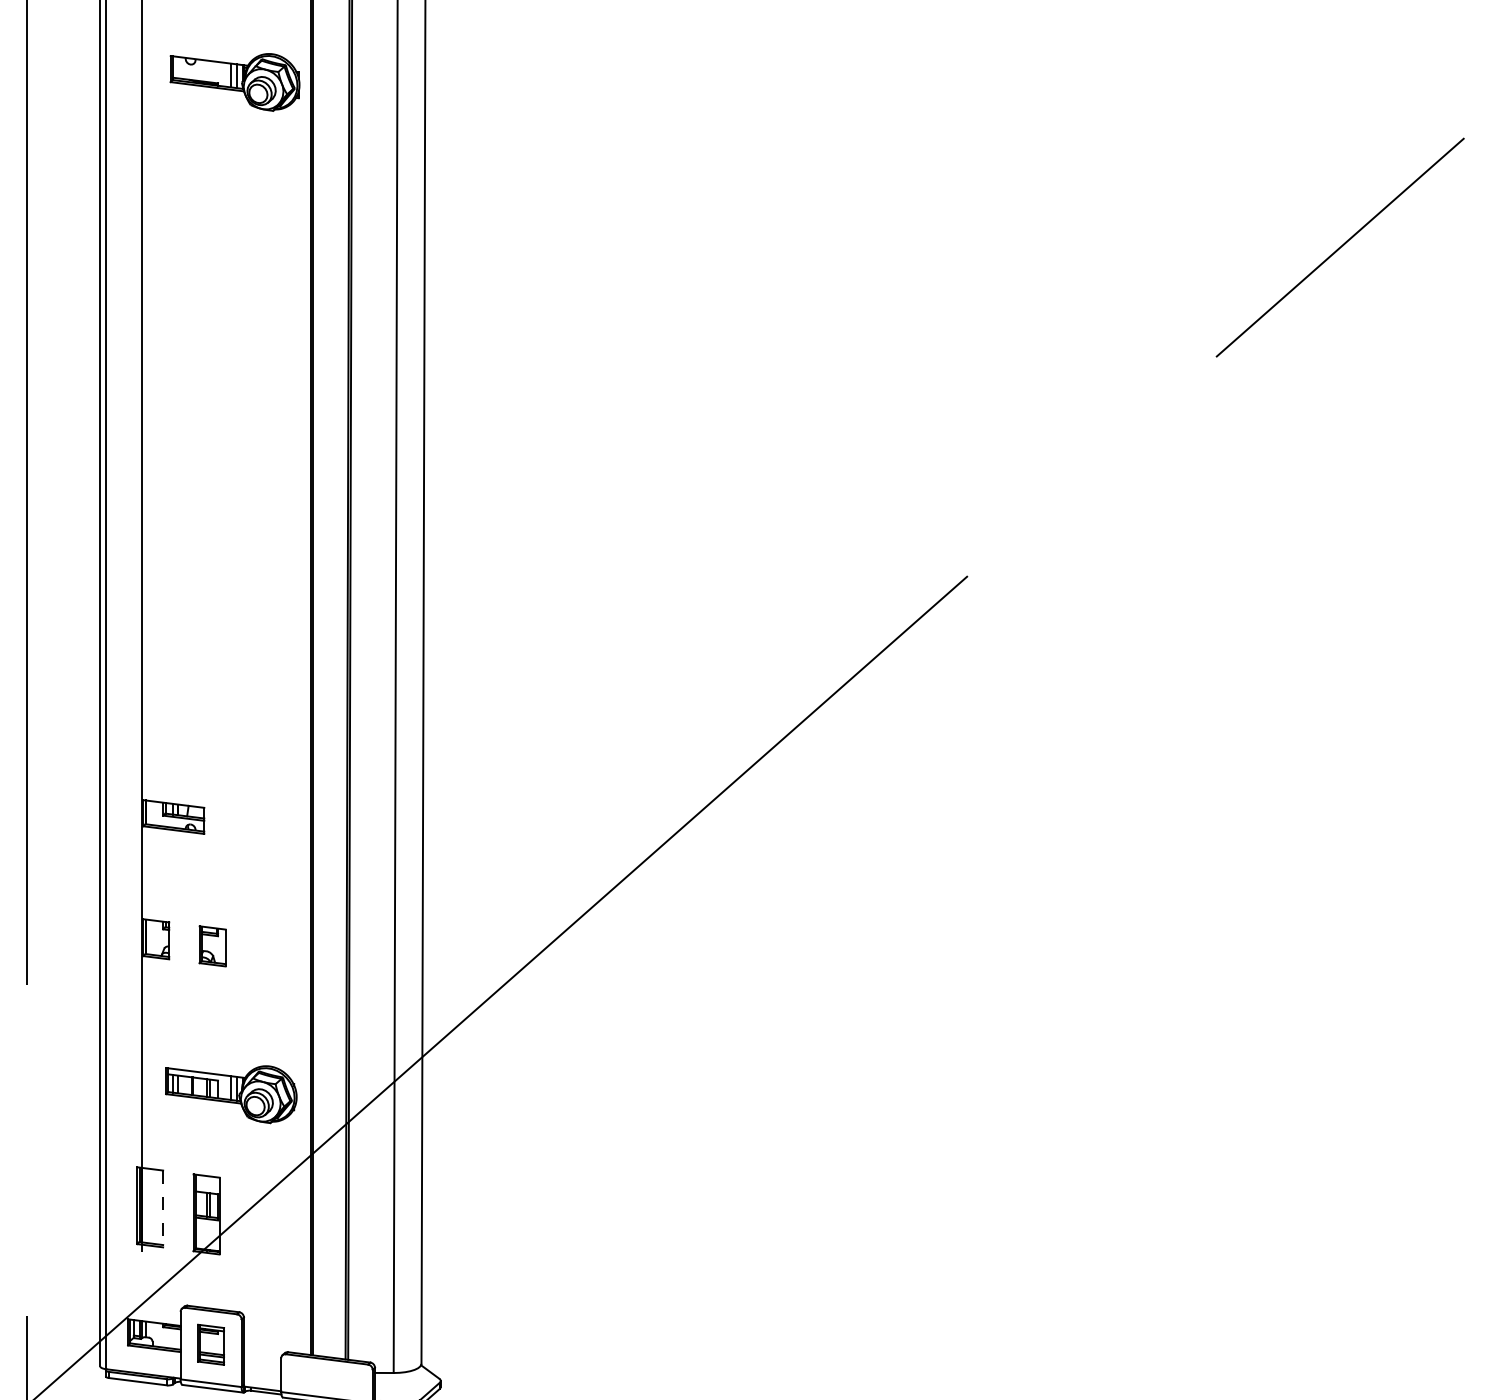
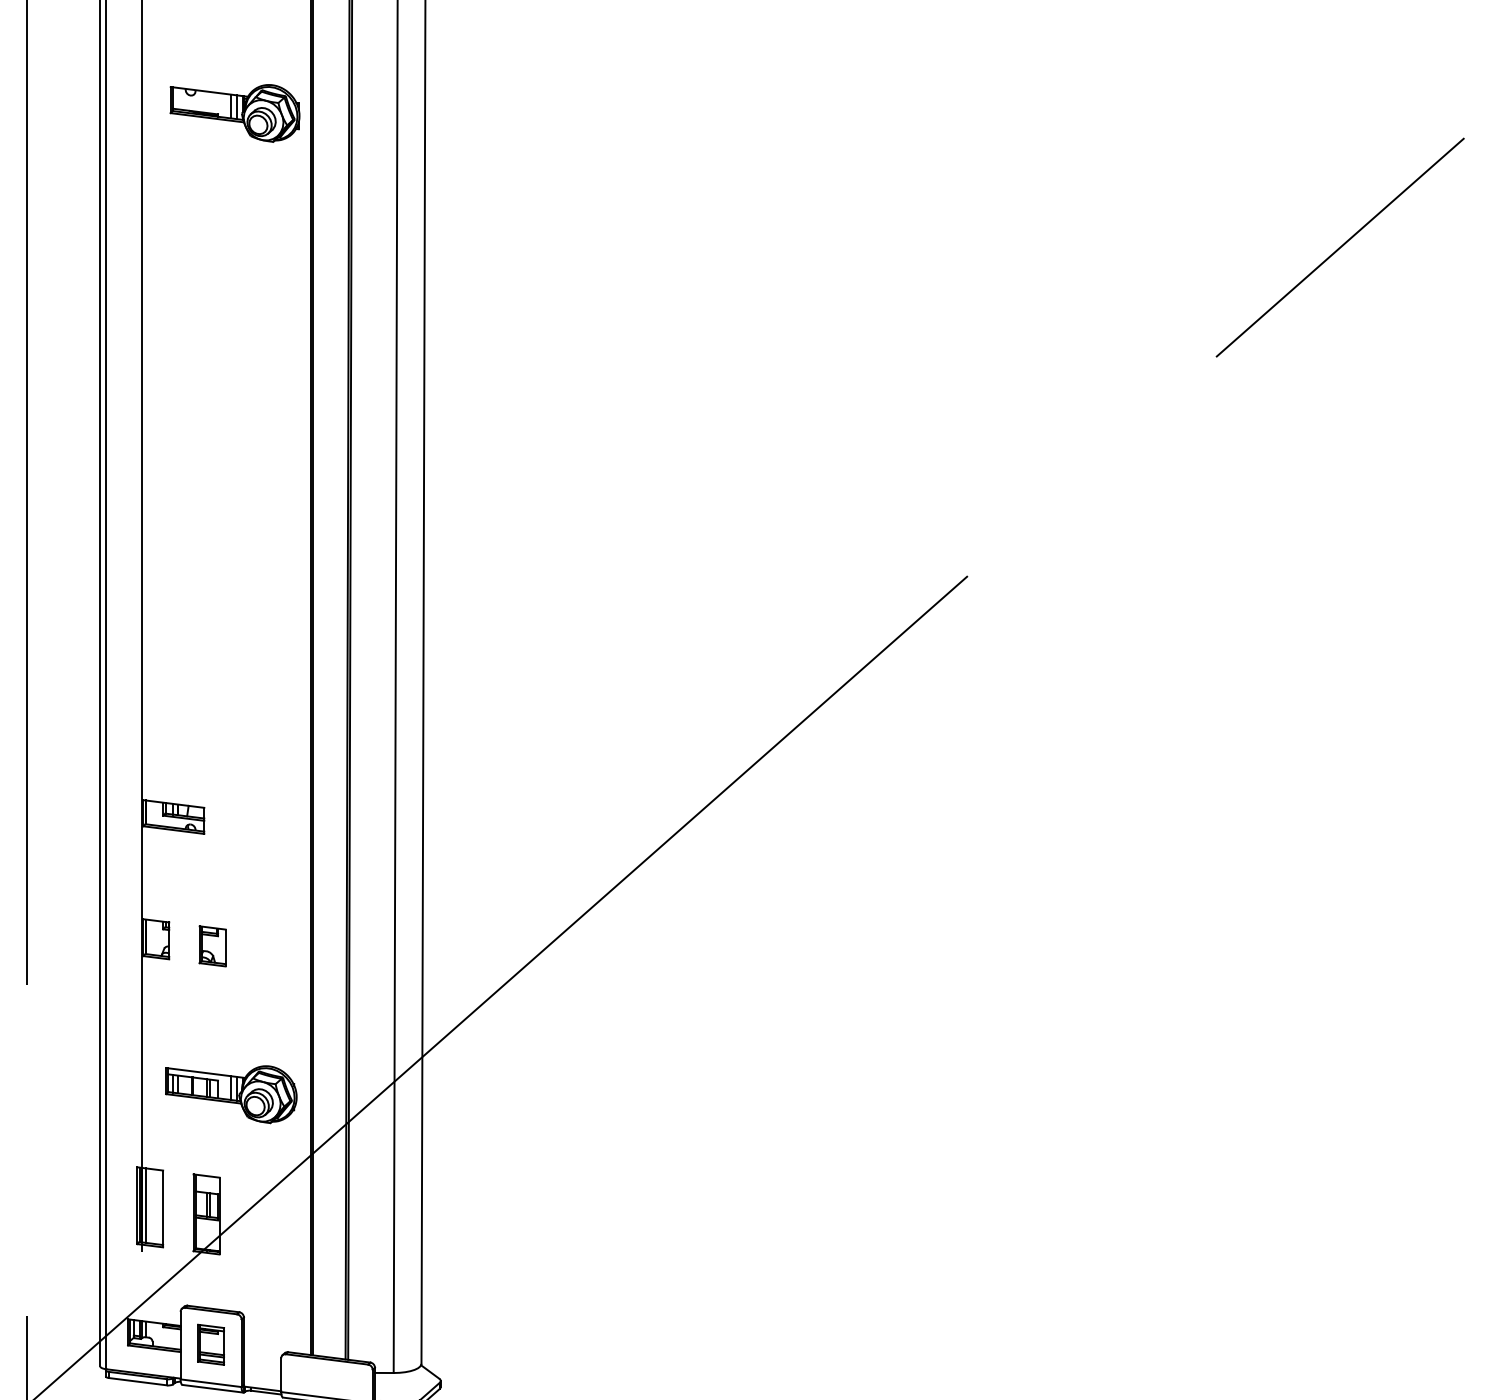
part position: (234, 82) -> (234, 113) (234, 113)
line: none -> present (145, 1205)
line: dashed -> solid (163, 1209)
